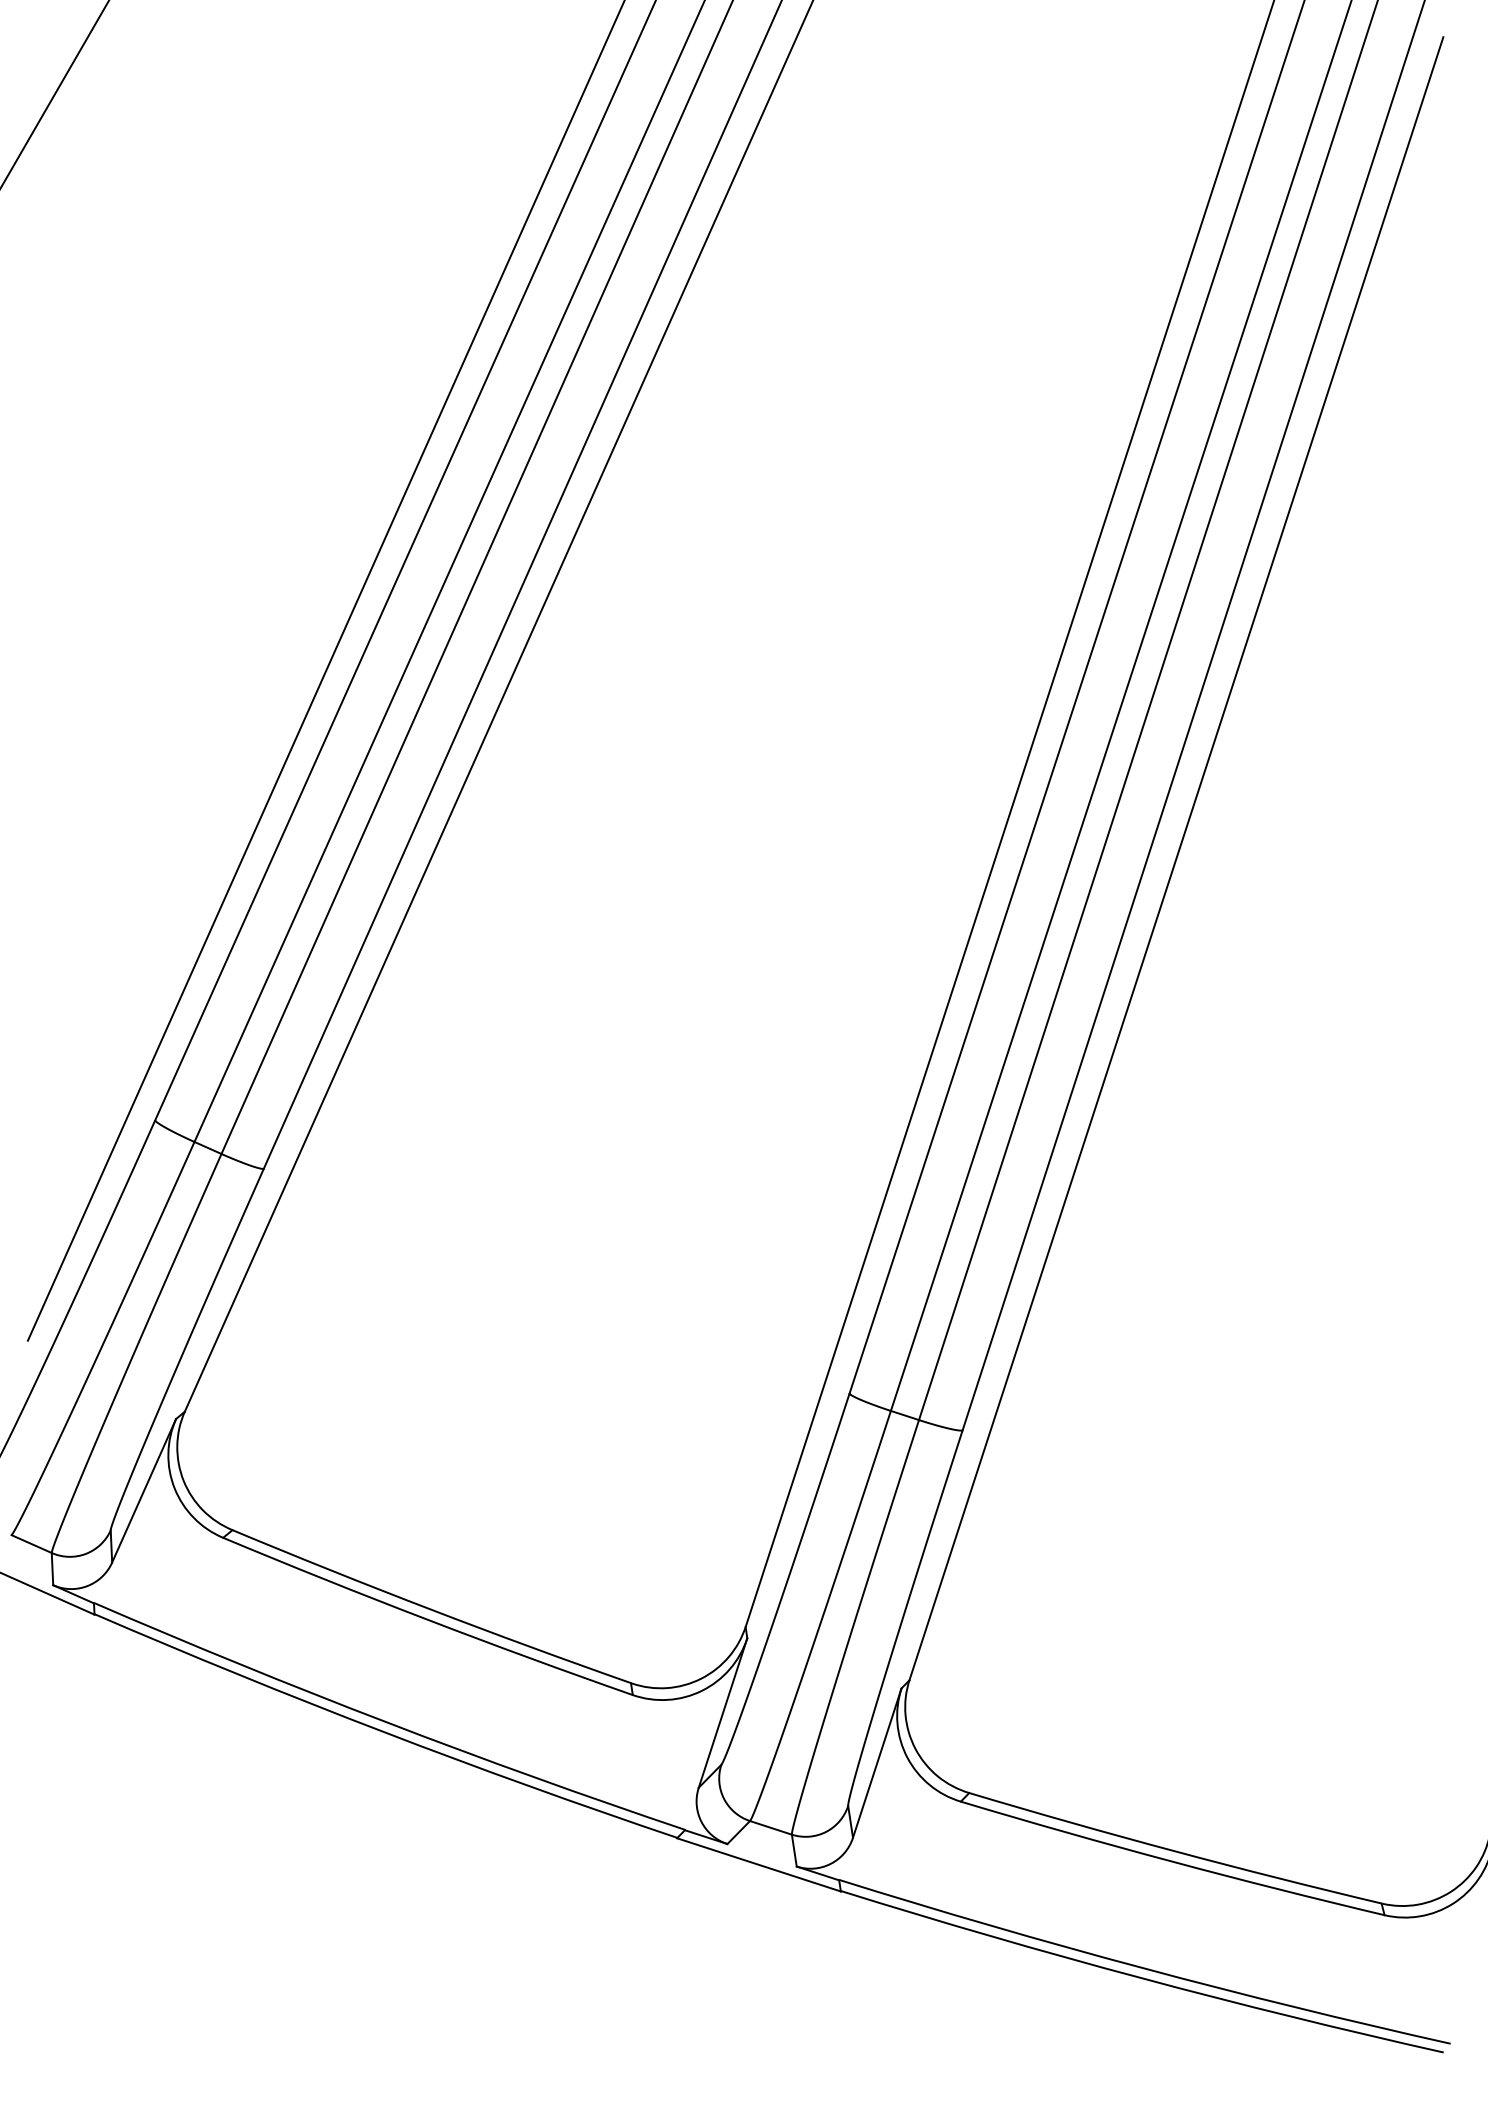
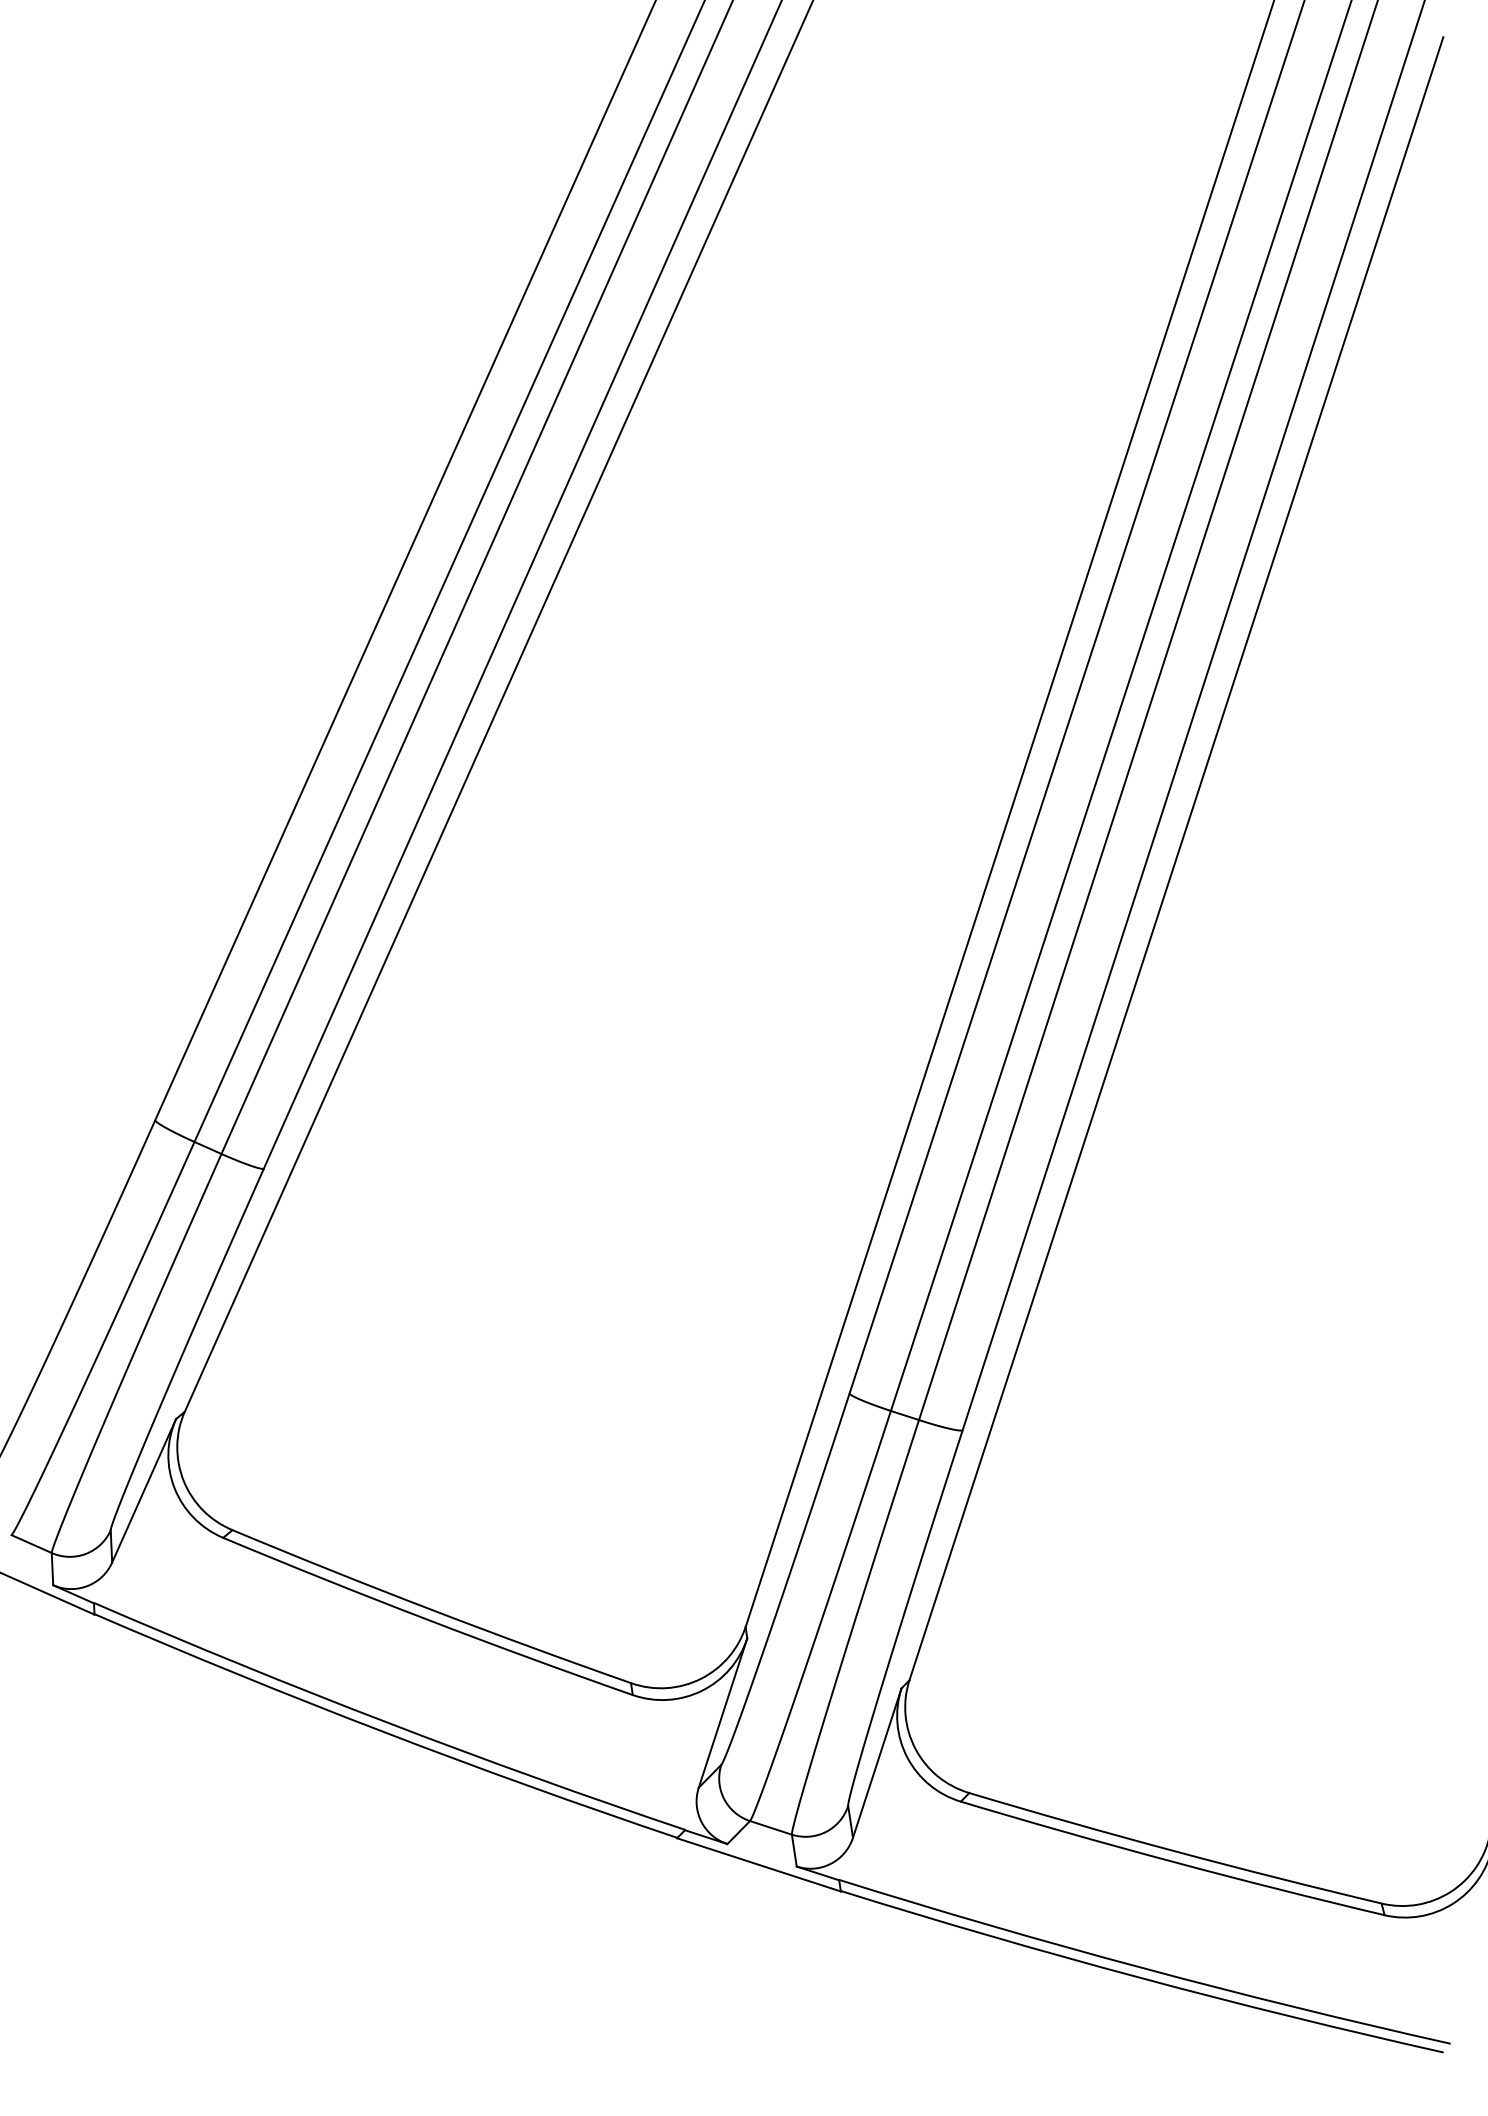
line: present -> none (54, 93)
line: present -> none (325, 671)
